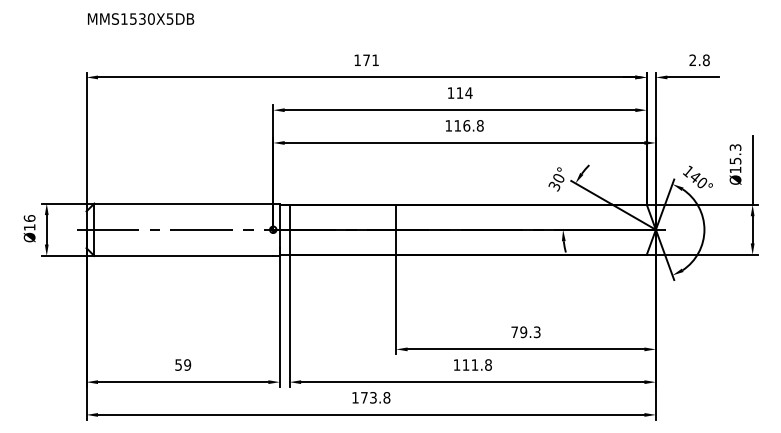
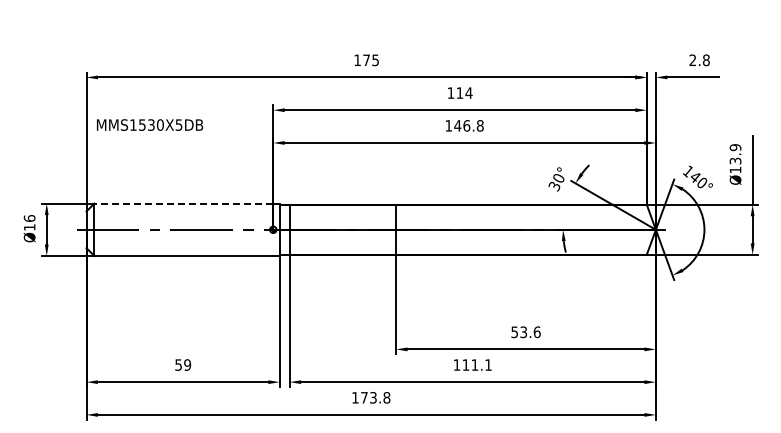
text position: (141, 18) -> (150, 124) (150, 124)
text: 171 -> 175 (375, 60)
text: 116.8 -> 146.8 (457, 125)
text: Ø15.3 -> Ø13.9 (735, 154)
line: solid -> dashed (183, 203)
text: 79.3 -> 53.6 (525, 332)
text: 111.8 -> 111.1 (488, 364)
